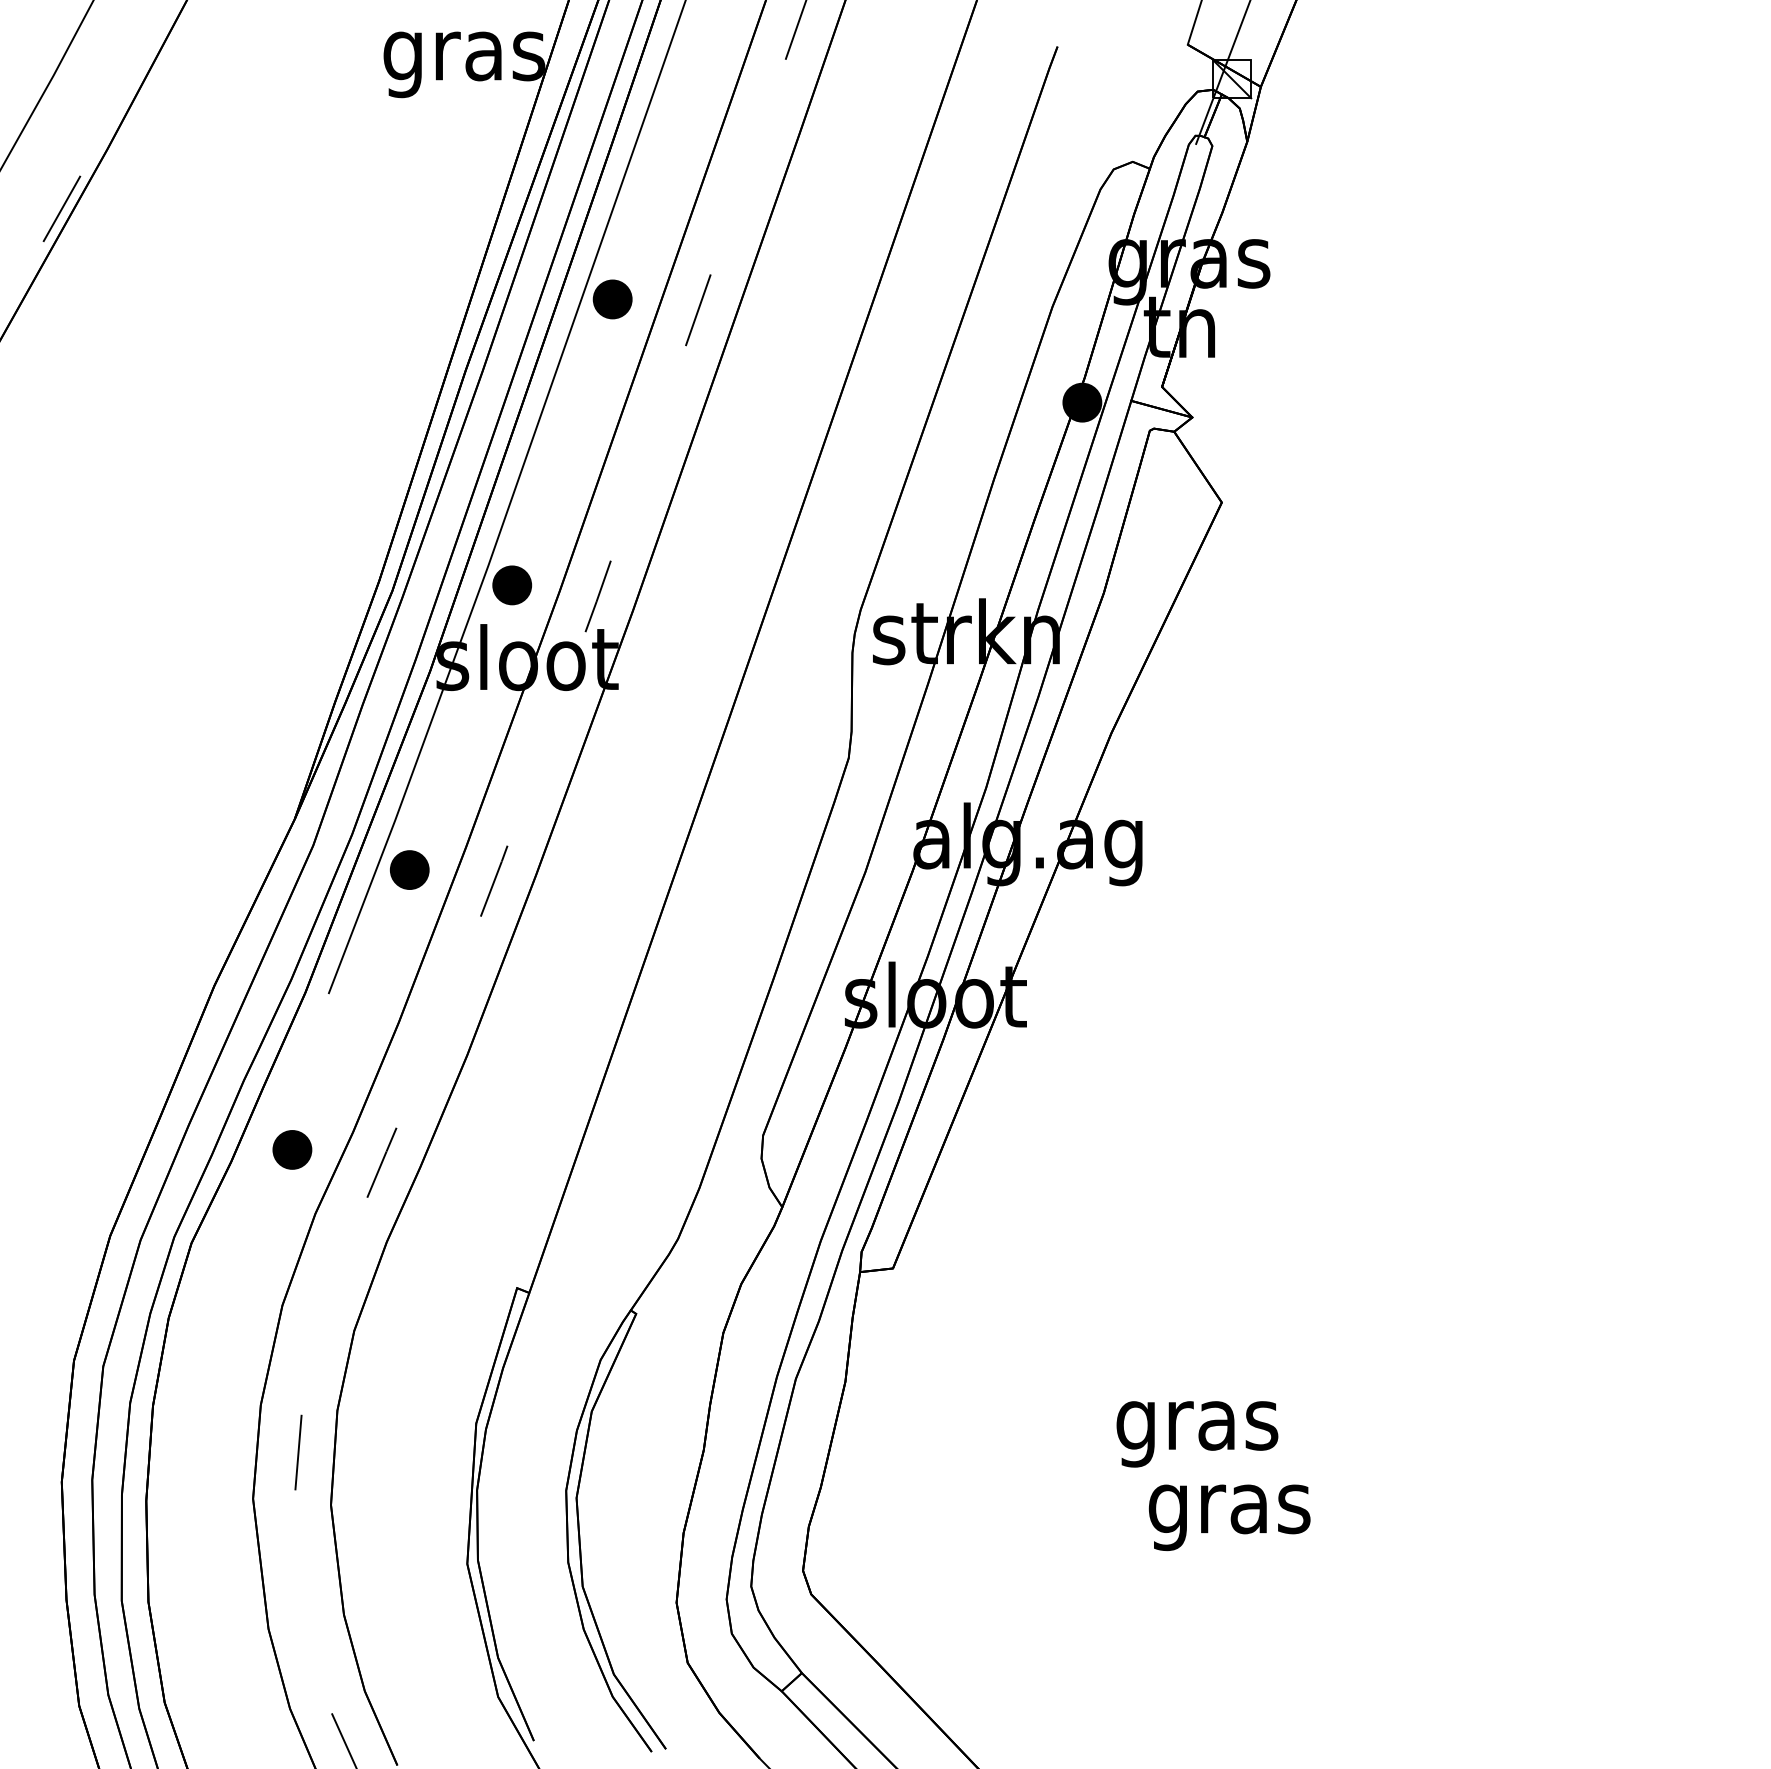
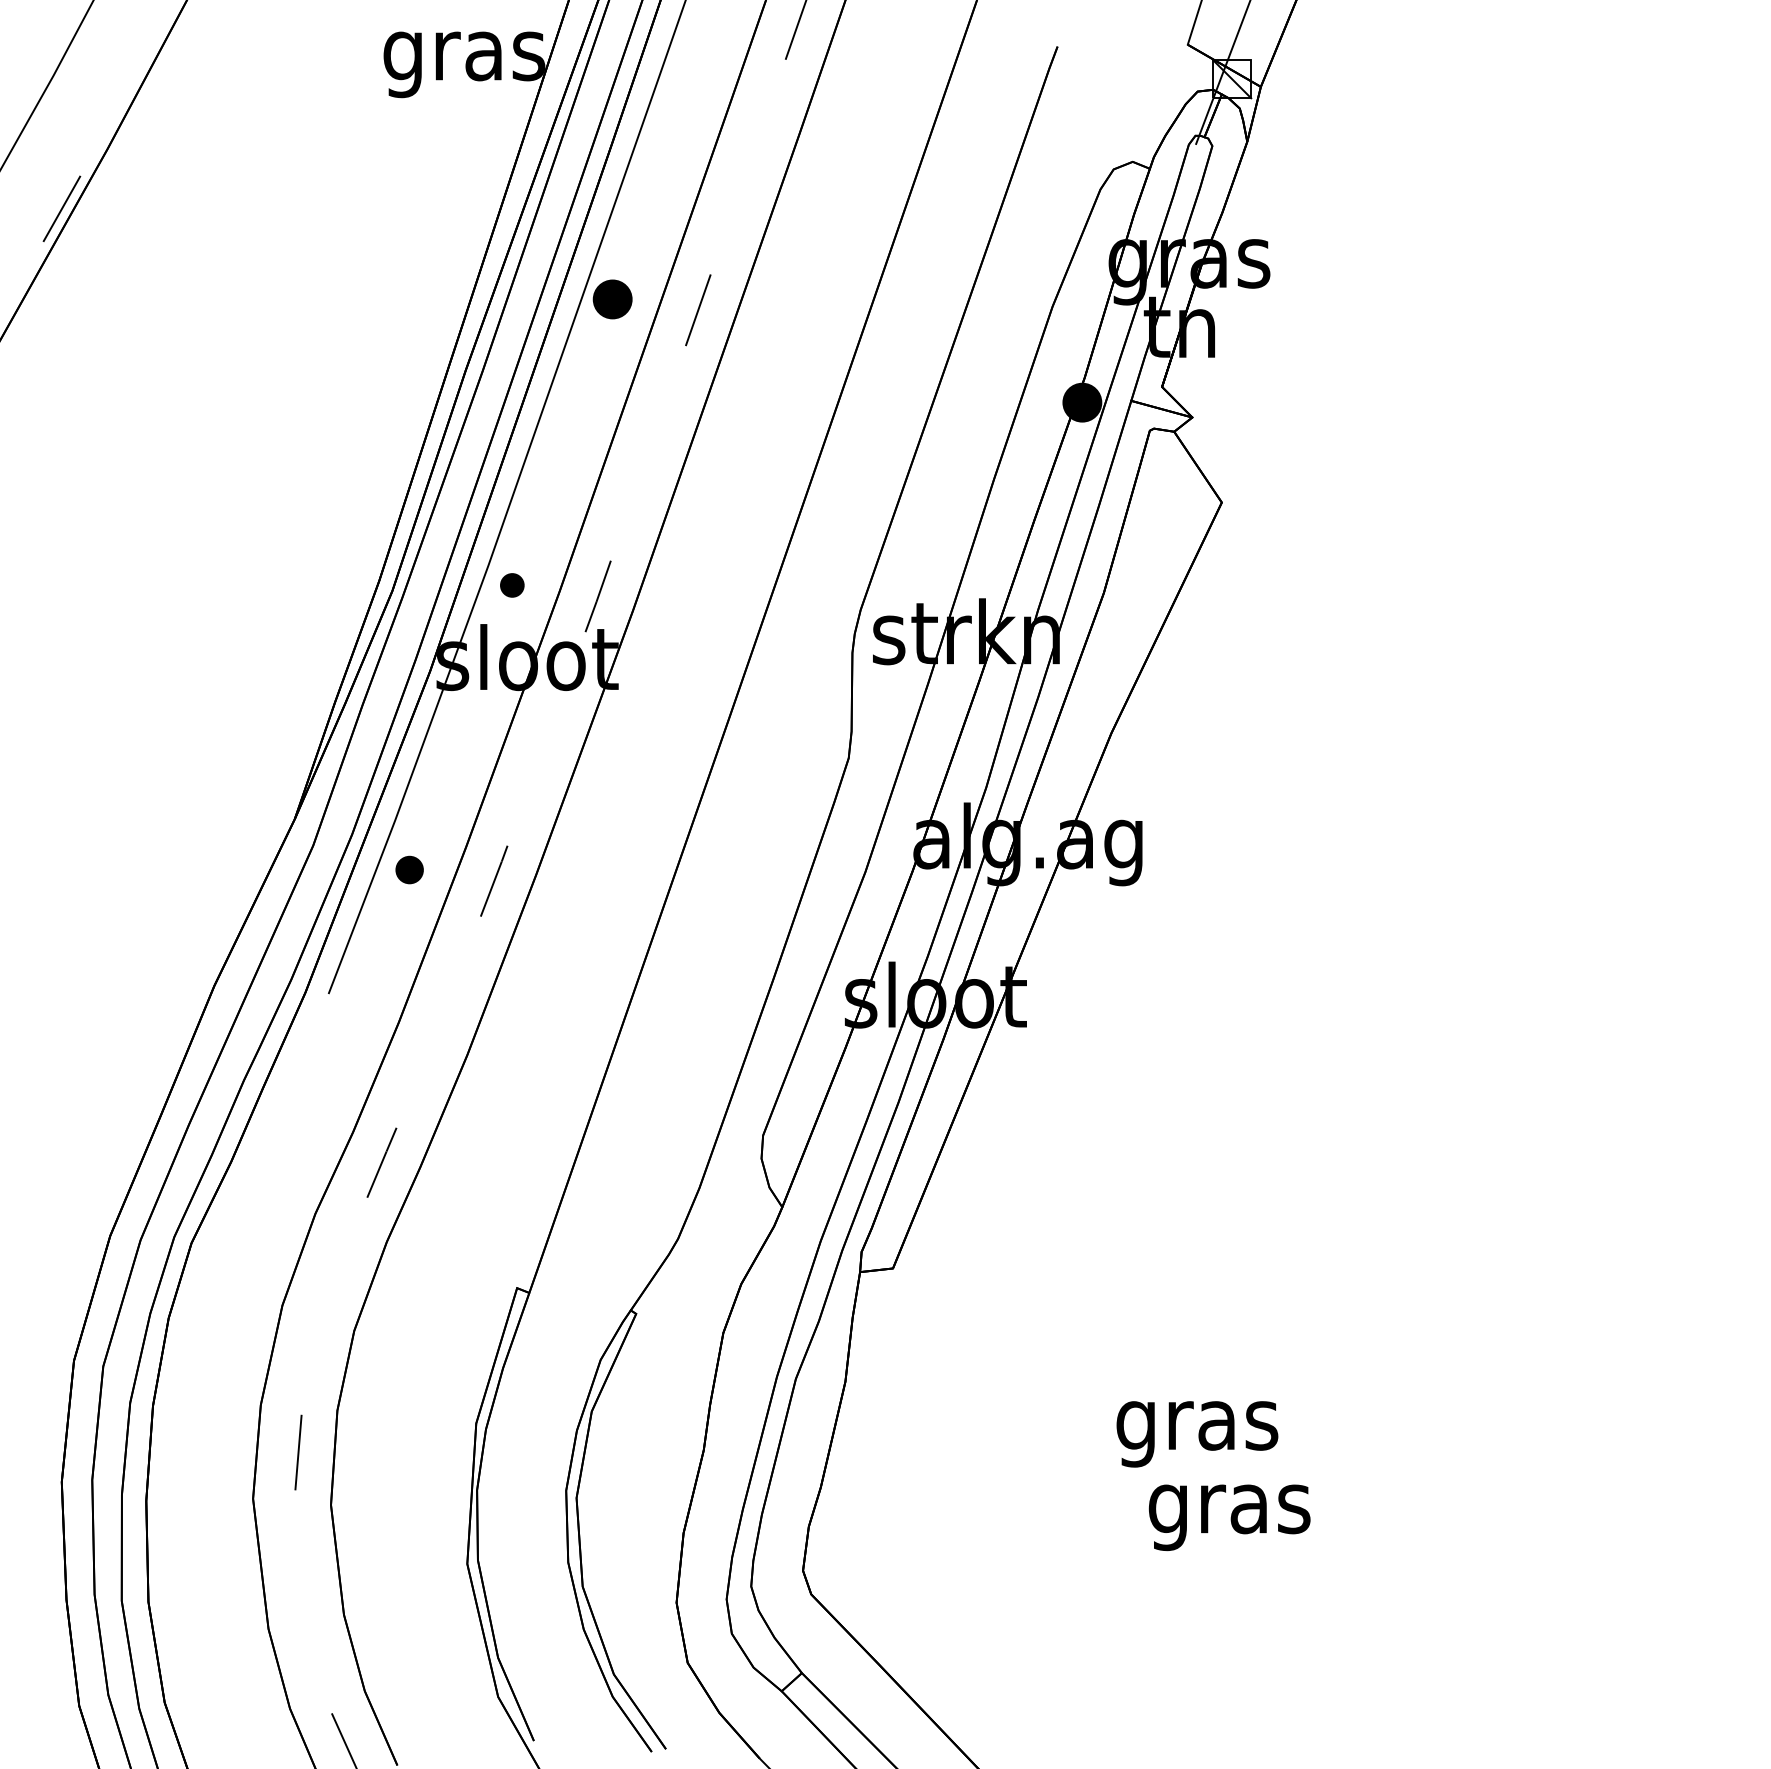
part size: 41x41 px -> 25x25 px (512, 585)
part size: 41x40 px -> 29x30 px (409, 869)
part: present -> none (292, 1149)
